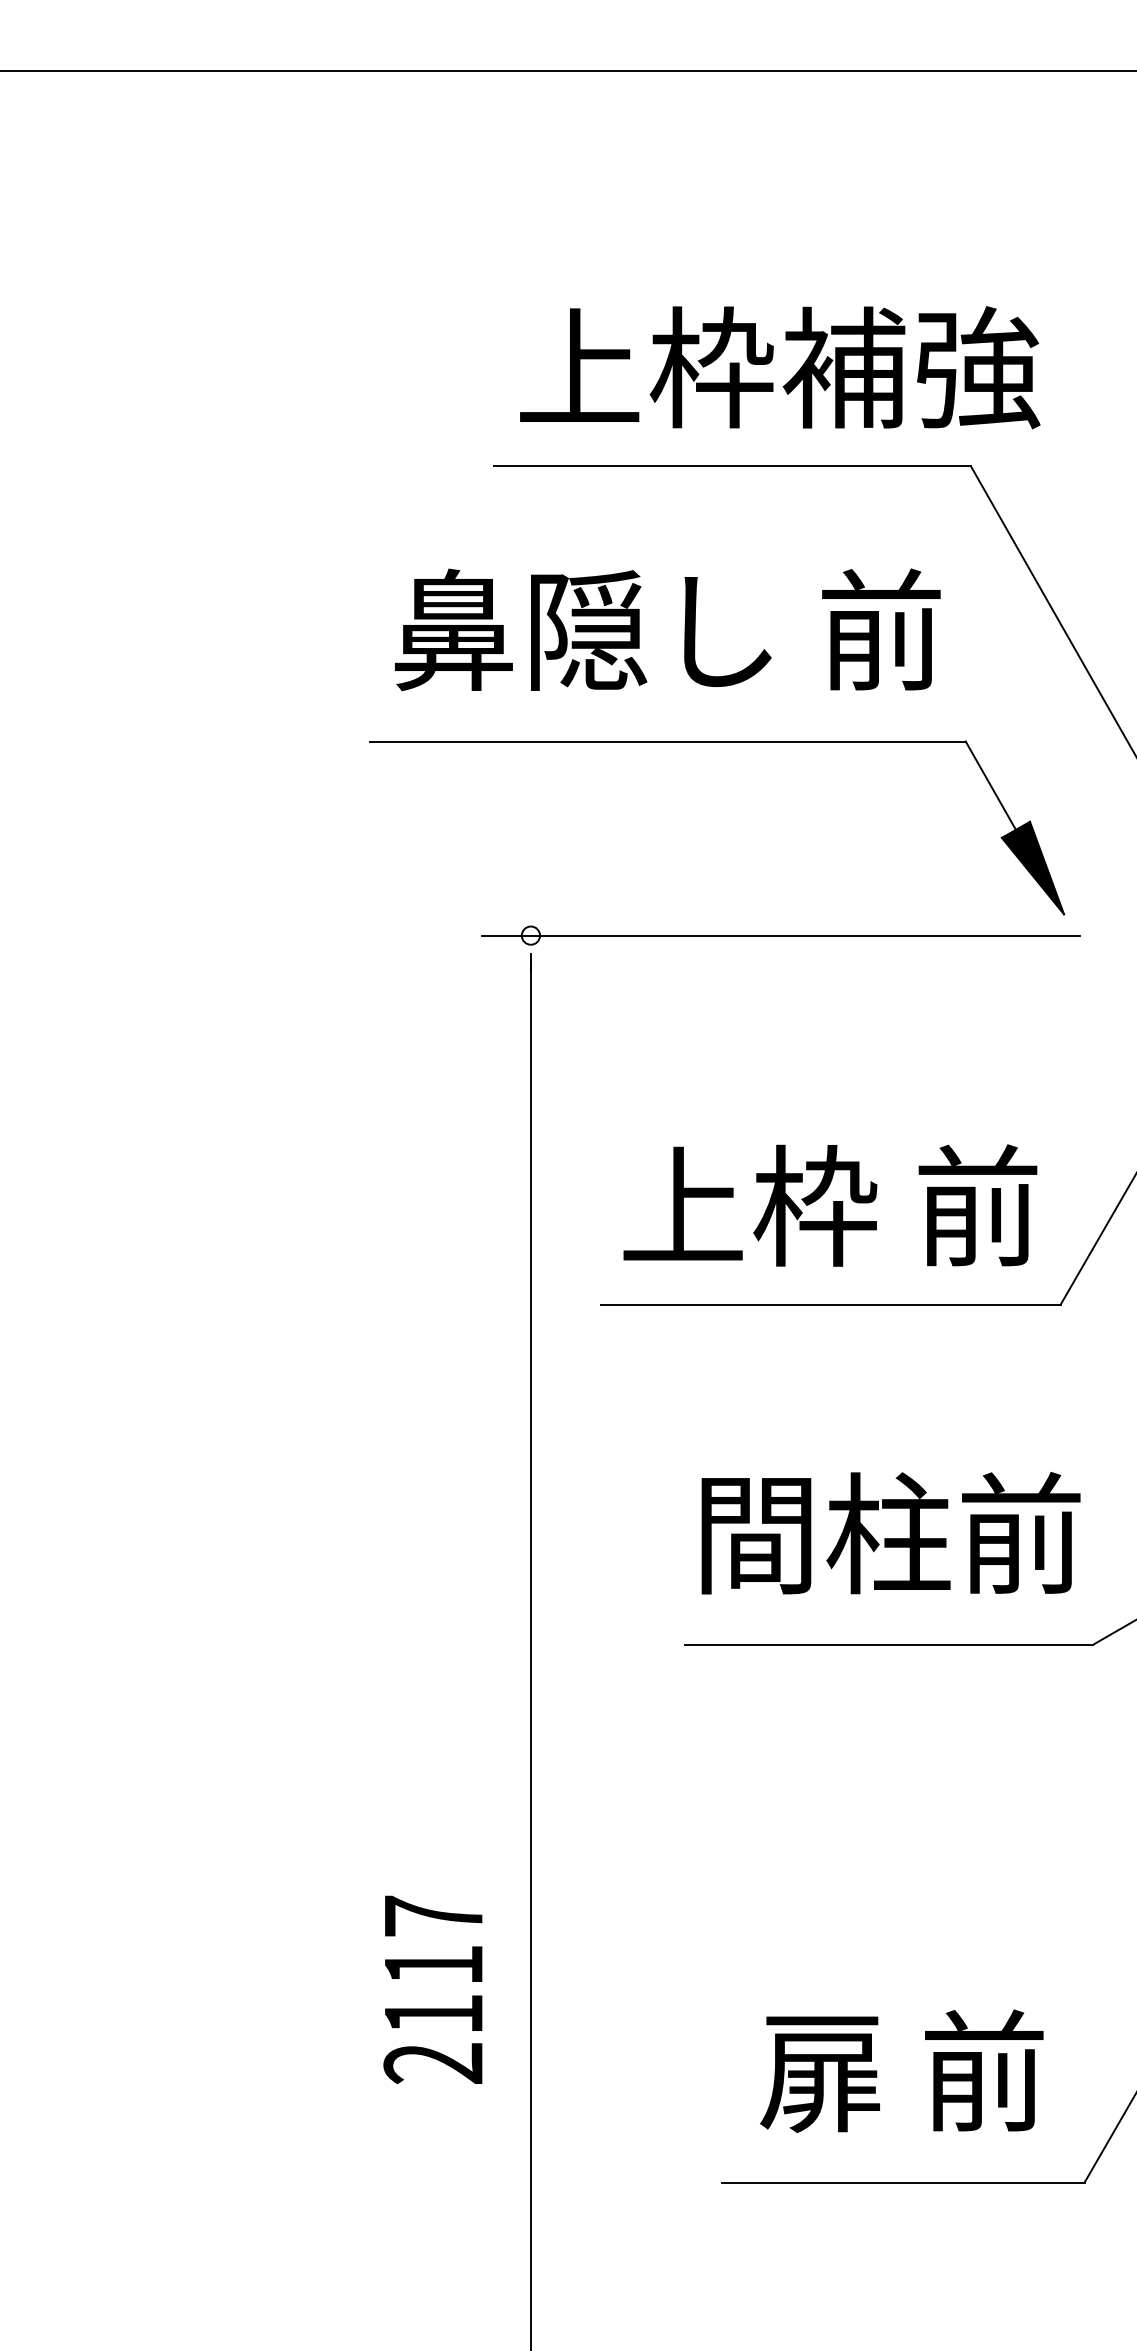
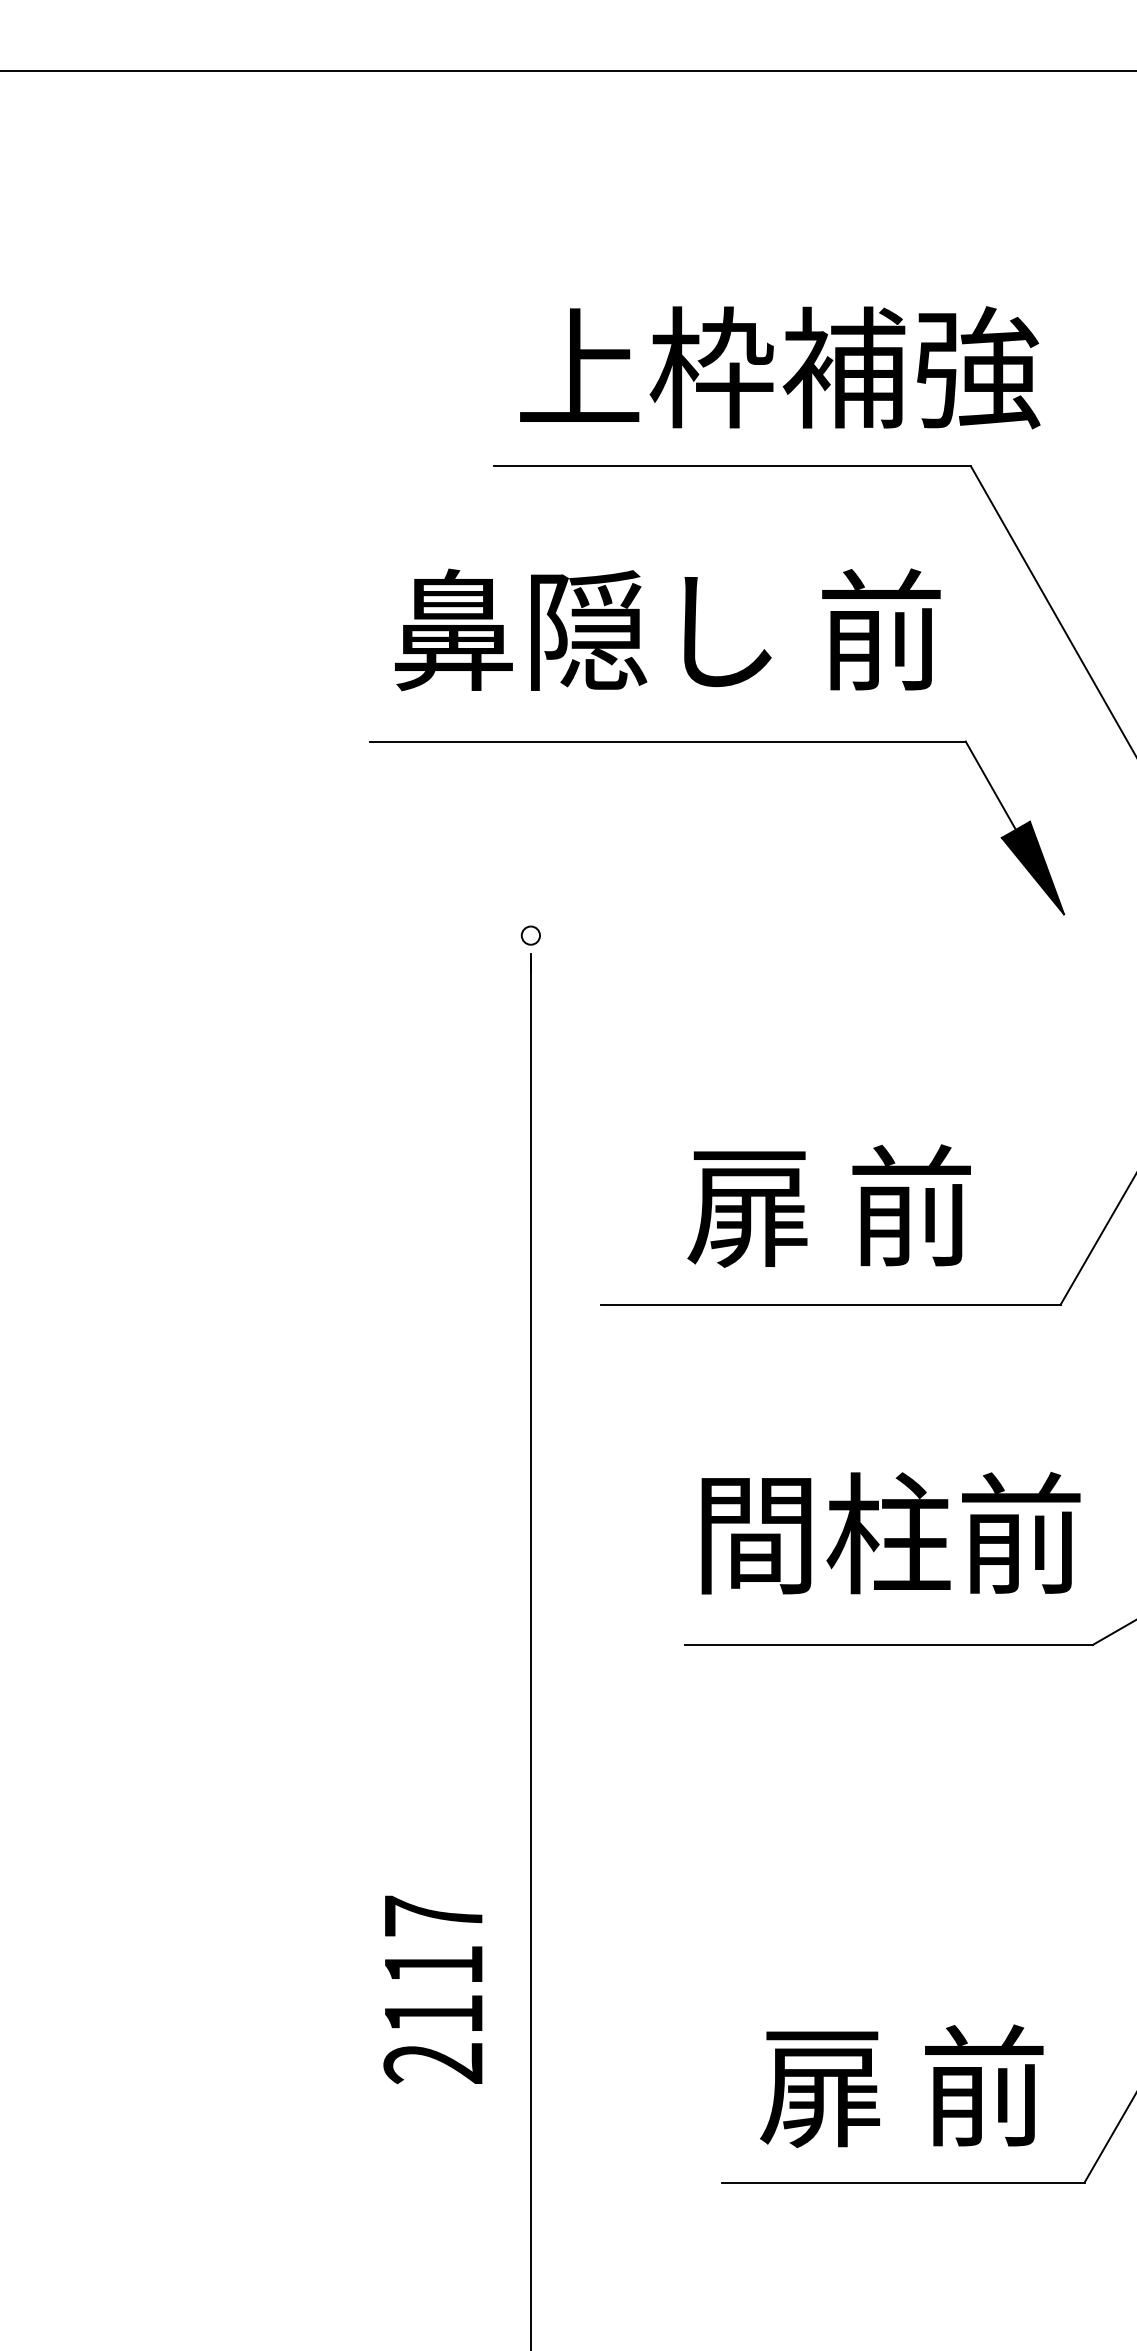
line: present -> none (781, 935)
text: 上枠 前 -> 扉 前 (830, 1205)
text position: (901, 2070) -> (901, 2085) (901, 2085)
